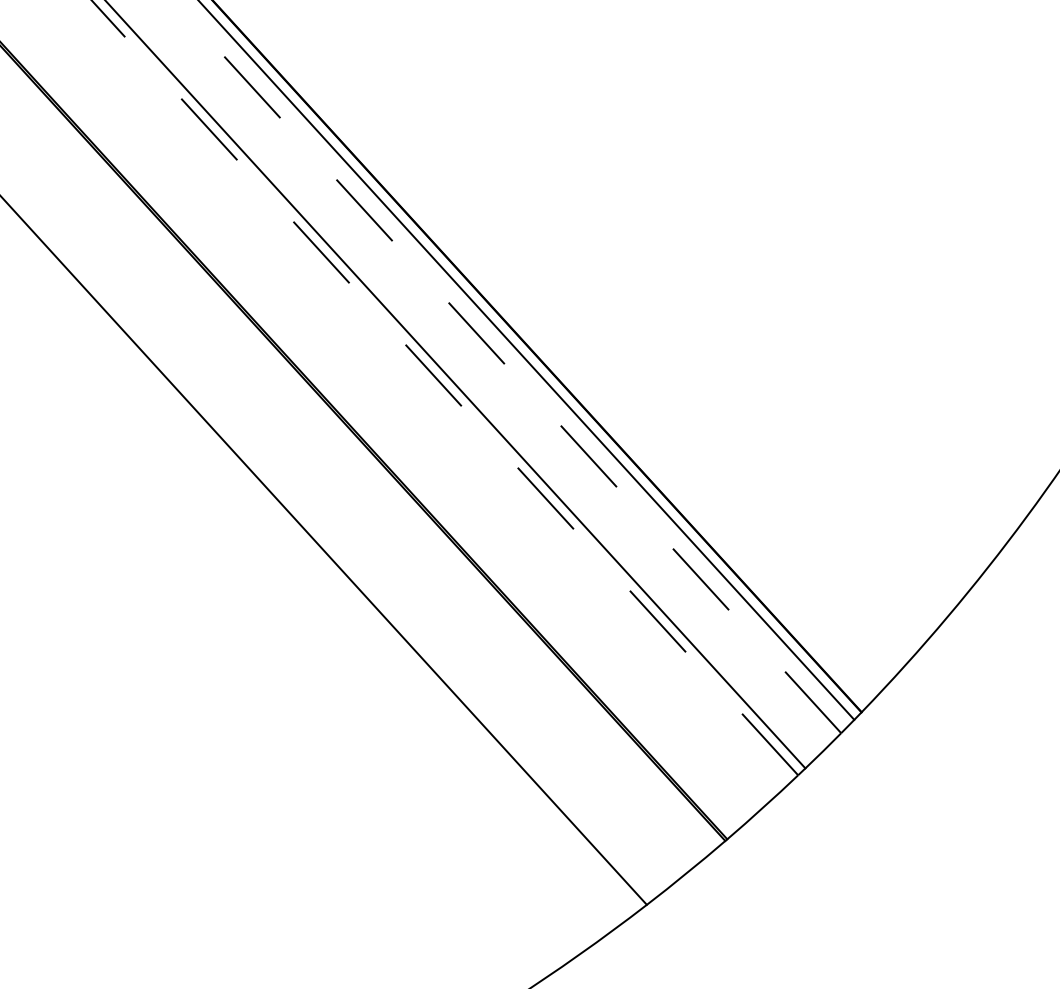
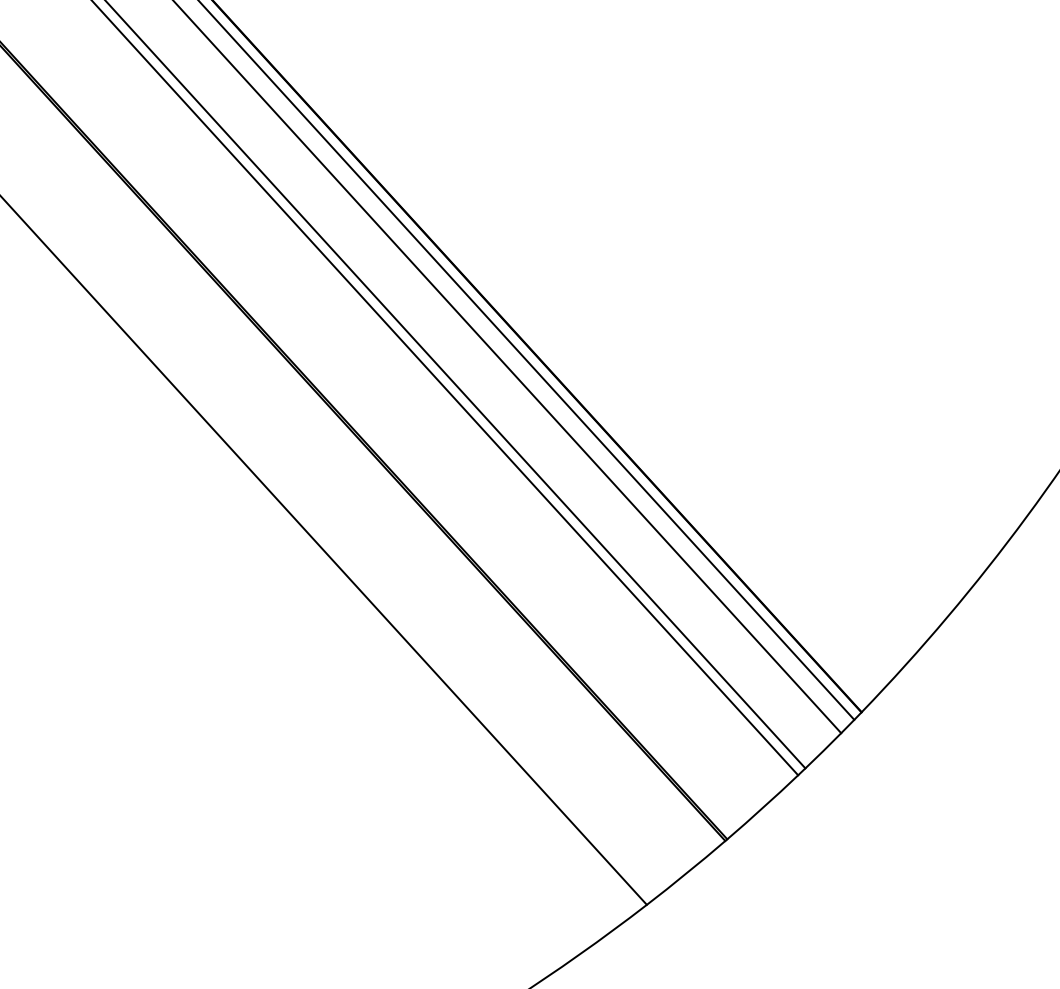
line: dashed -> solid (507, 366)
line: dashed -> solid (444, 387)
